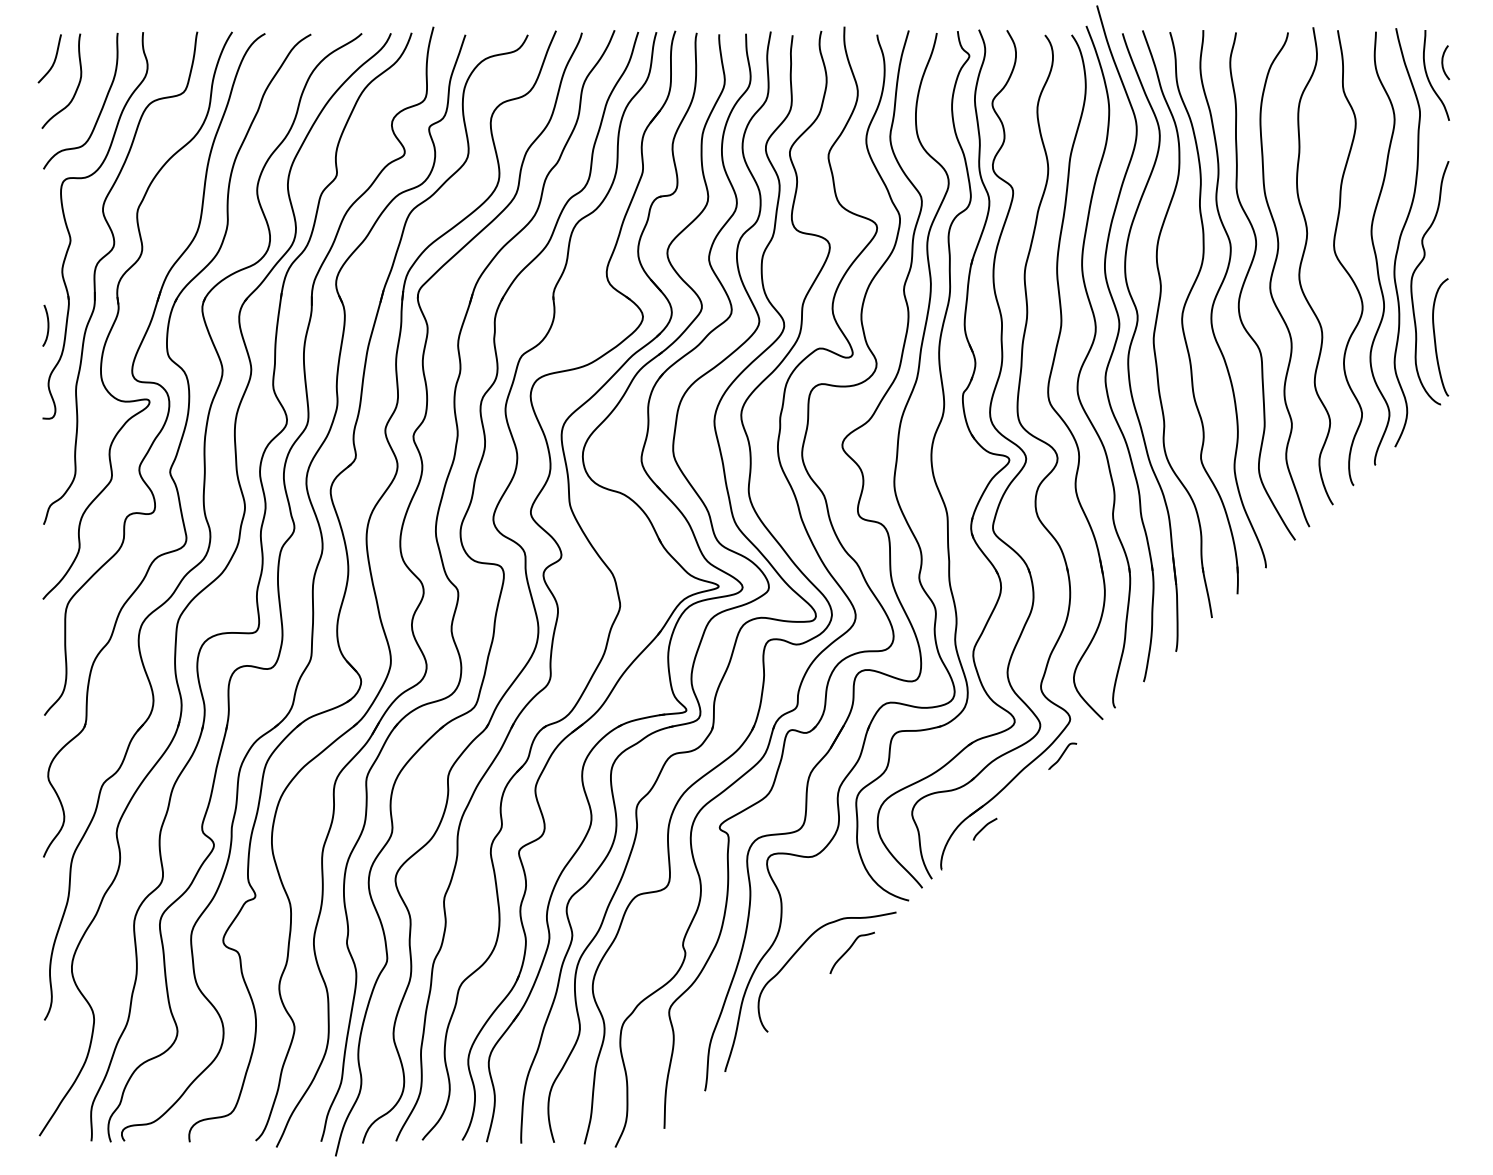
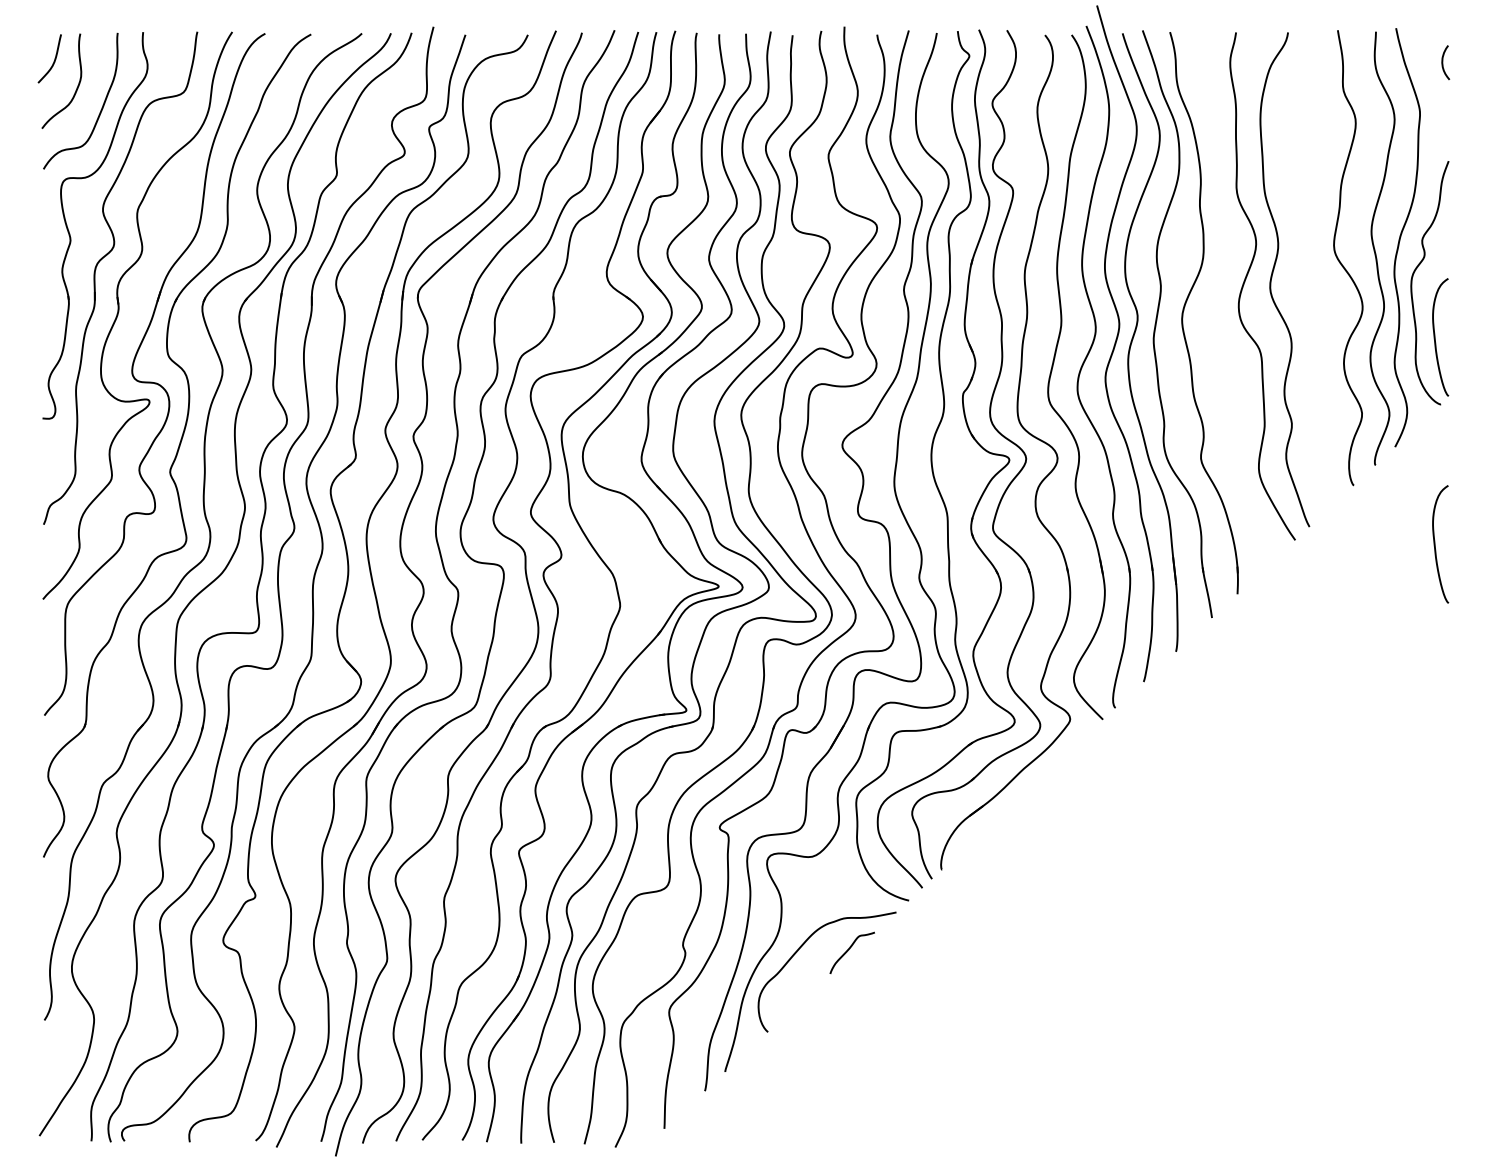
curve: present -> none (1428, 76)
curve: present -> none (1302, 262)
curve: present -> none (1218, 293)
curve: present -> none (47, 325)
curve: none -> present (1435, 544)
curve: present -> none (1062, 755)
curve: present -> none (984, 828)
